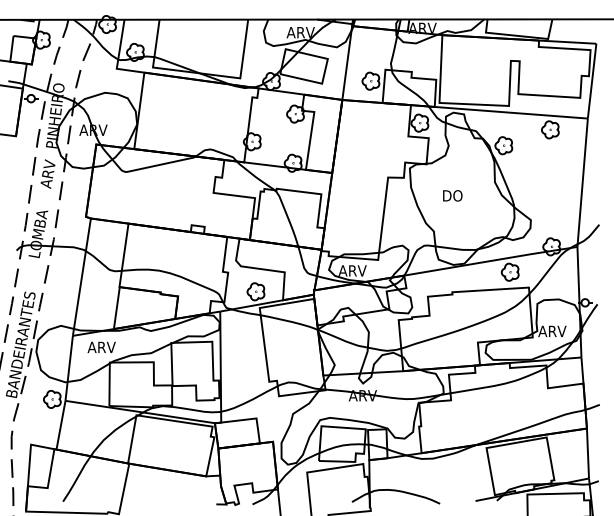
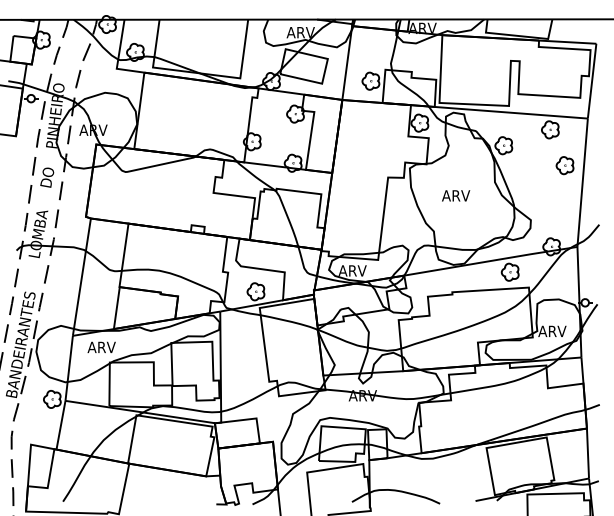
part: none -> present (564, 165)
text: ARV -> DO (47, 173)
text: DO -> ARV (456, 195)
